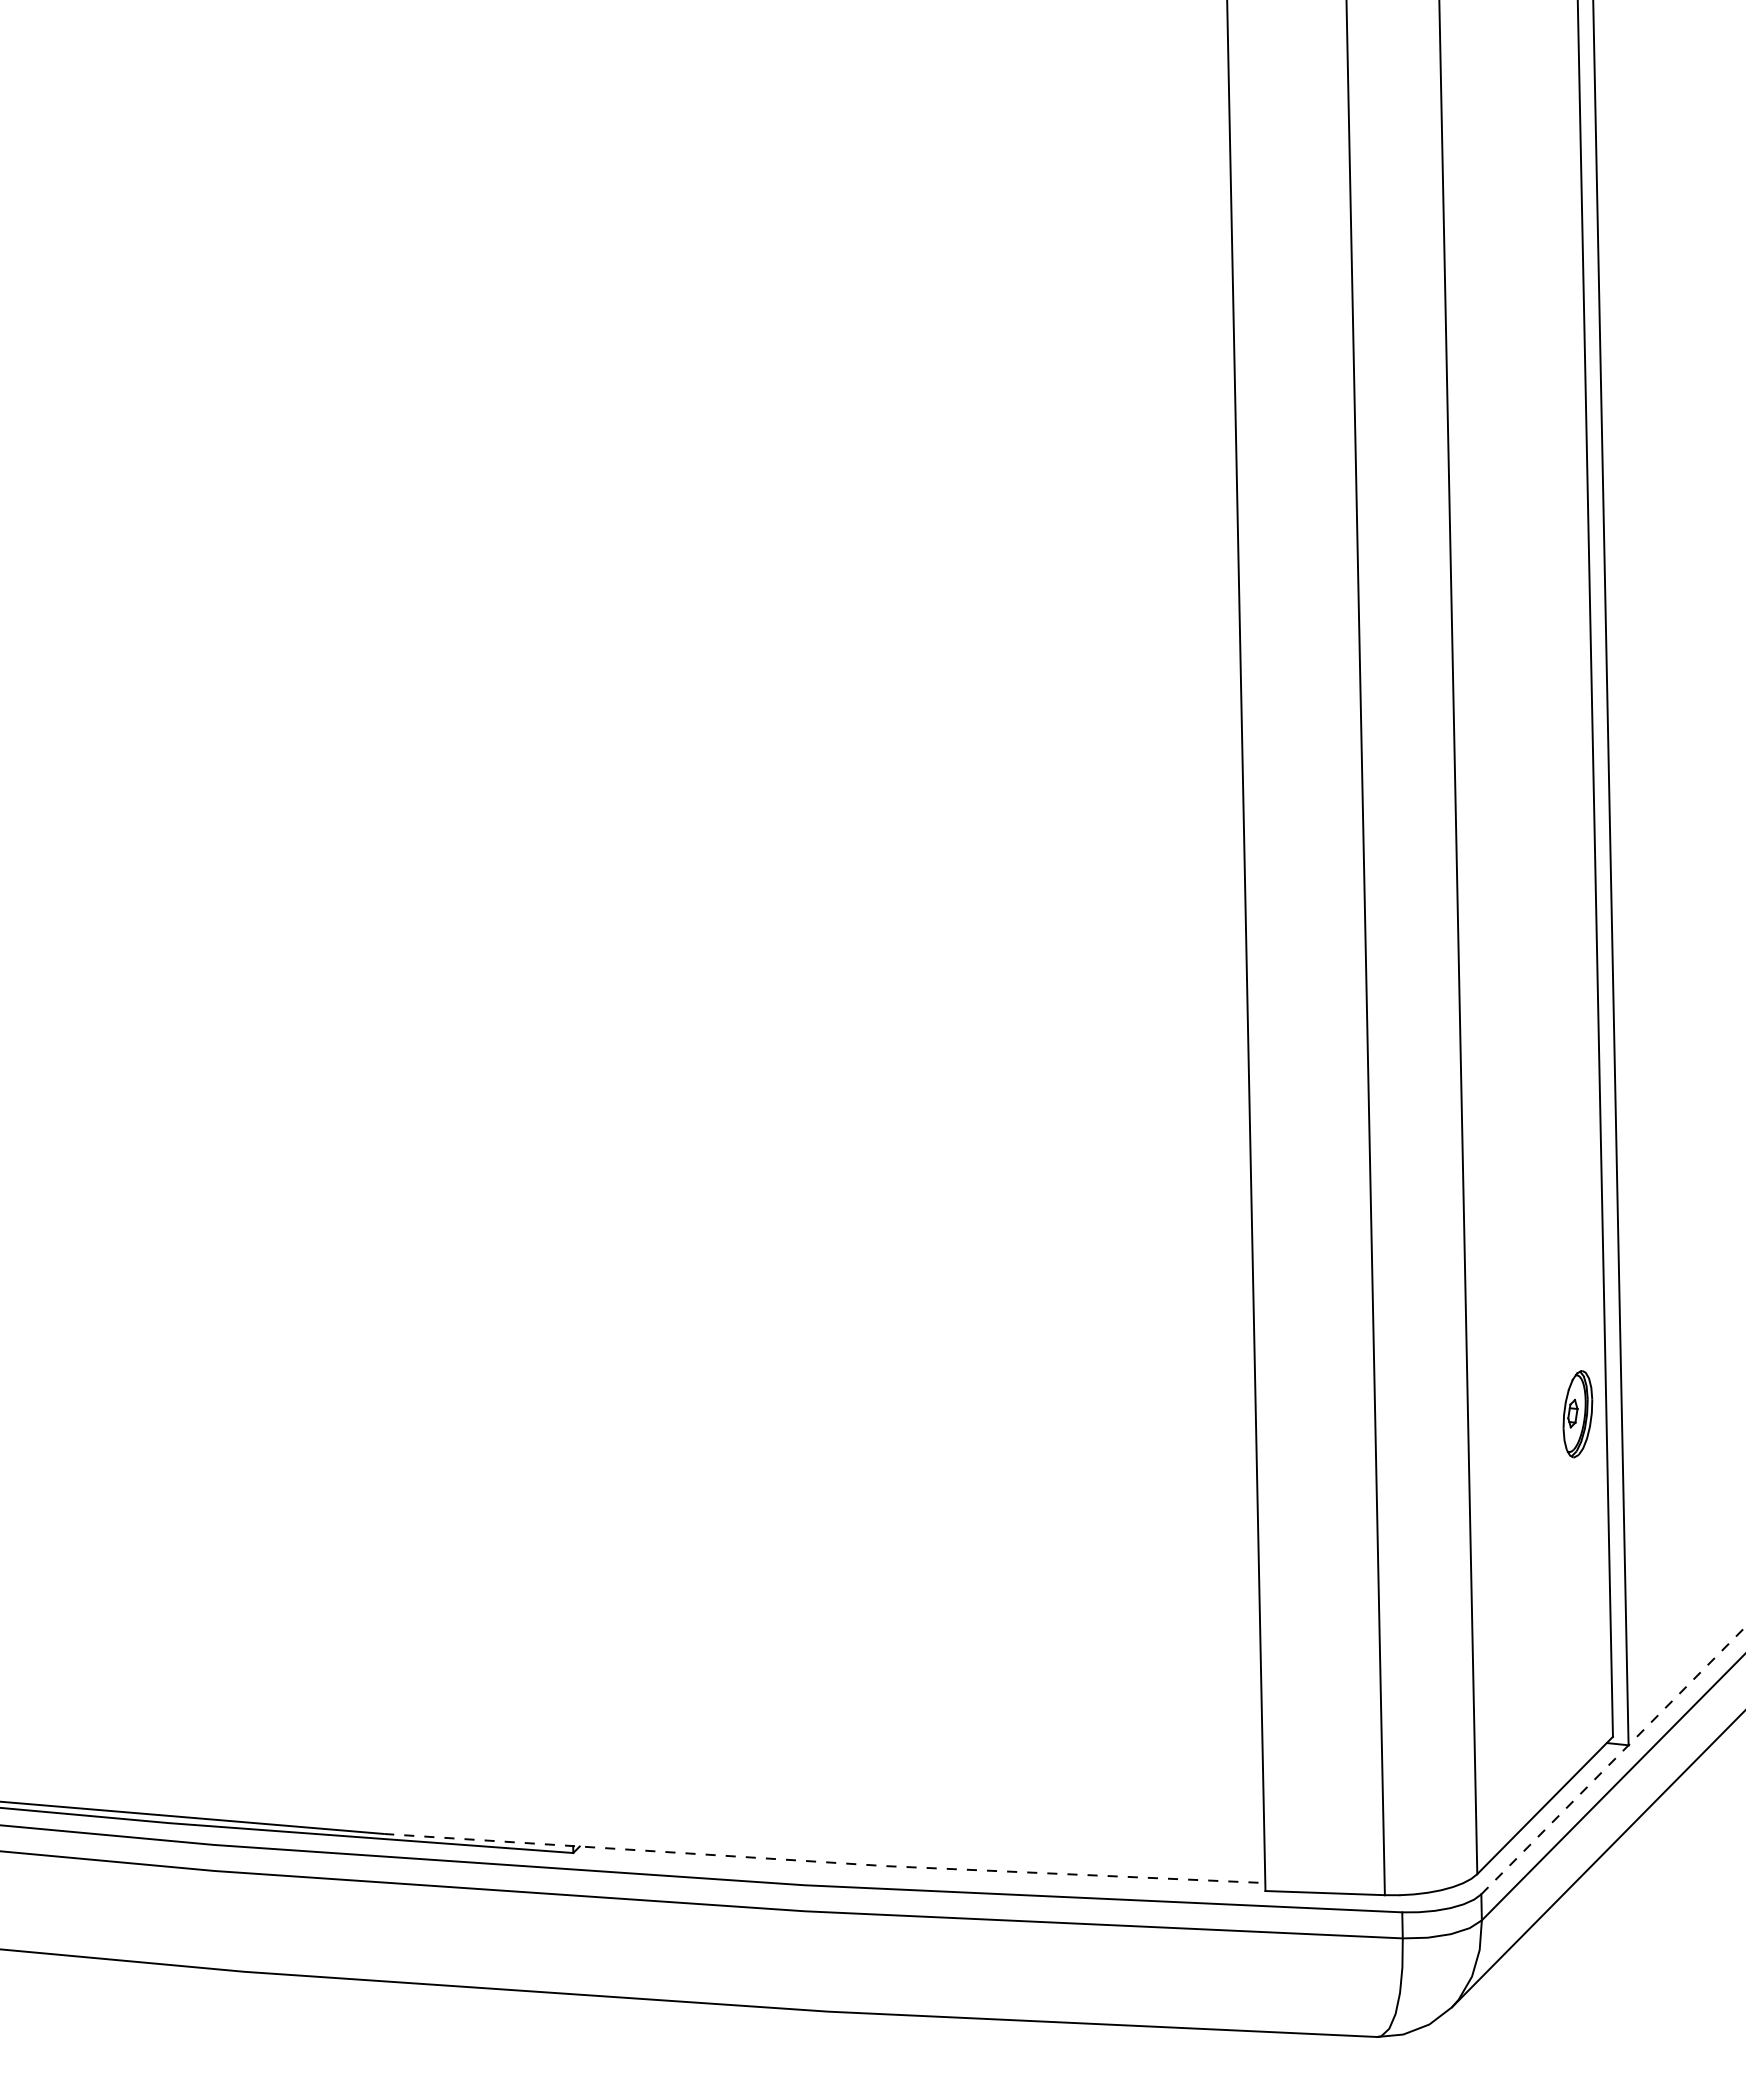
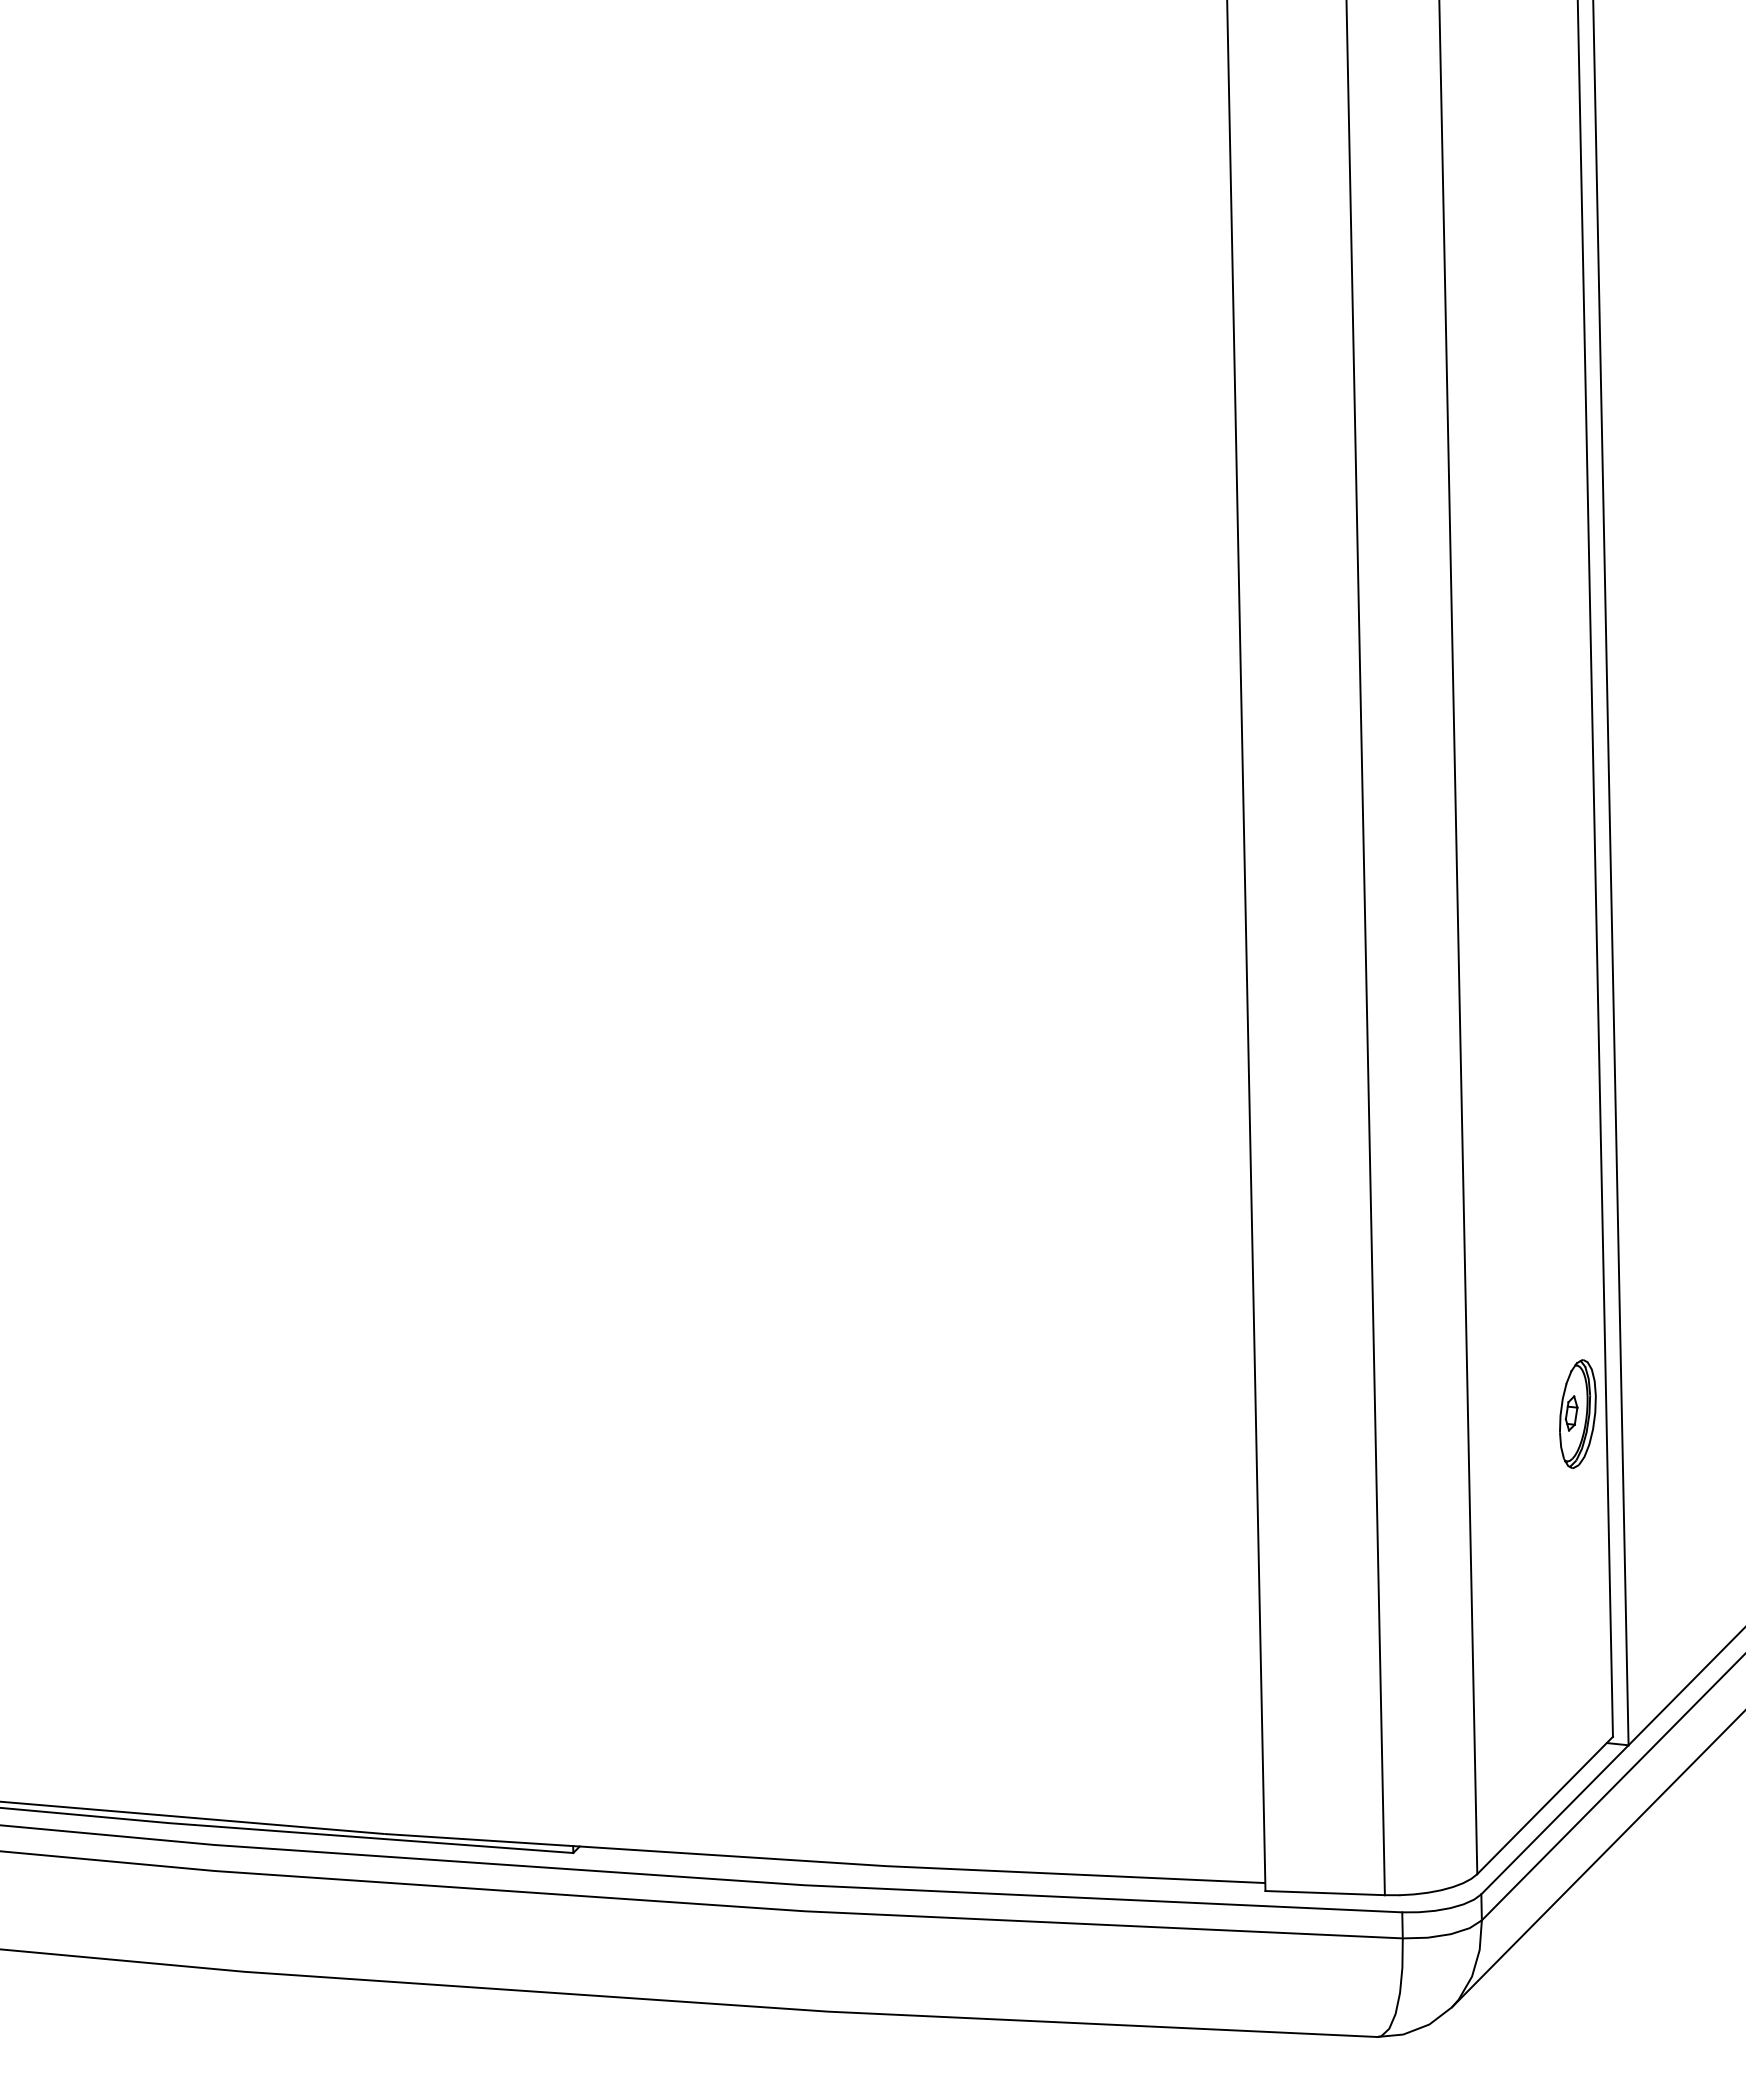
part size: 32x89 px -> 38x111 px (1577, 1414)
line: dashed -> solid (1613, 1760)
line: dashed -> solid (826, 1862)
